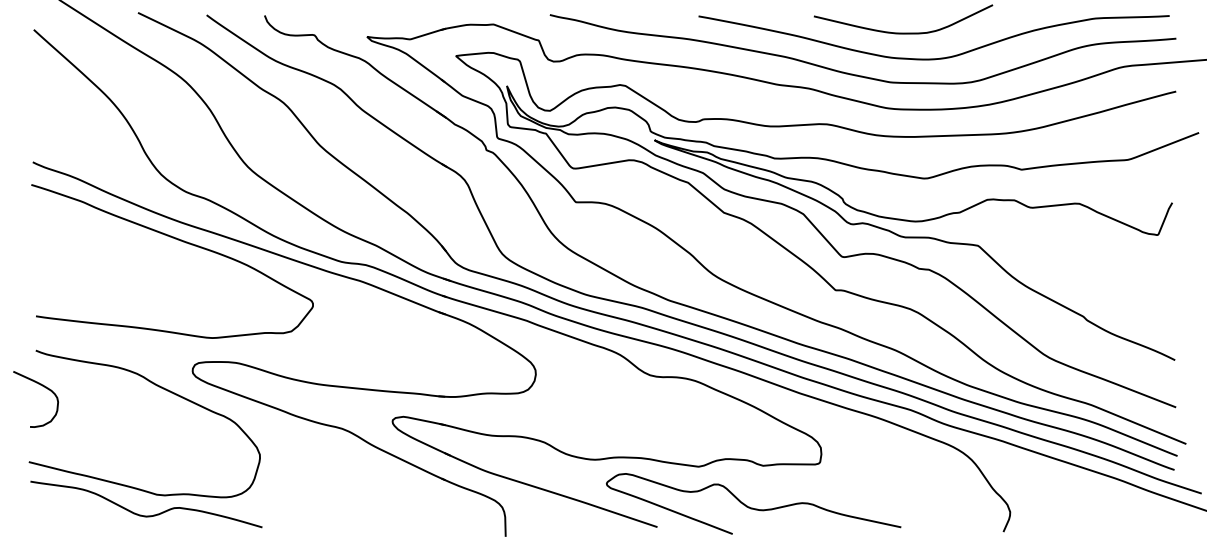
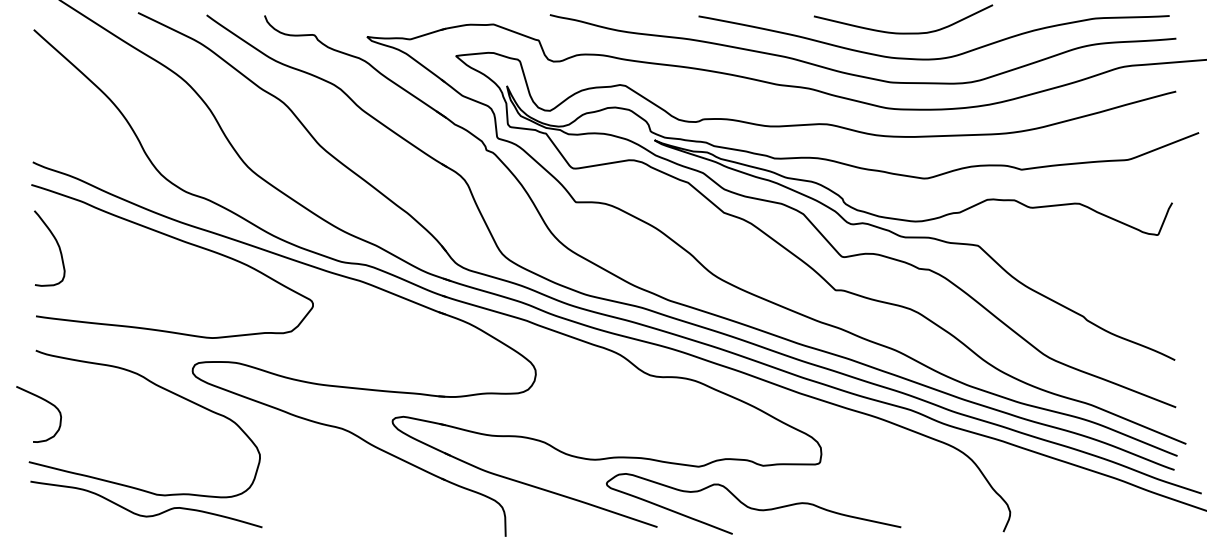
curve: none -> present (57, 245)
curve position: (42, 386) -> (45, 401) (45, 401)
